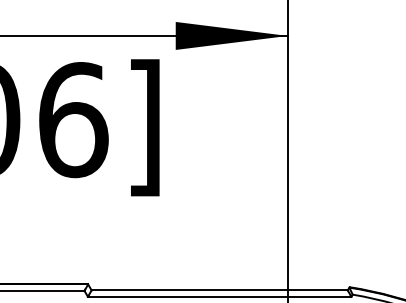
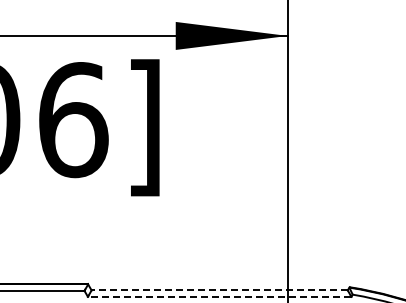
line: solid -> dashed (219, 290)
line: solid -> dashed (219, 296)
